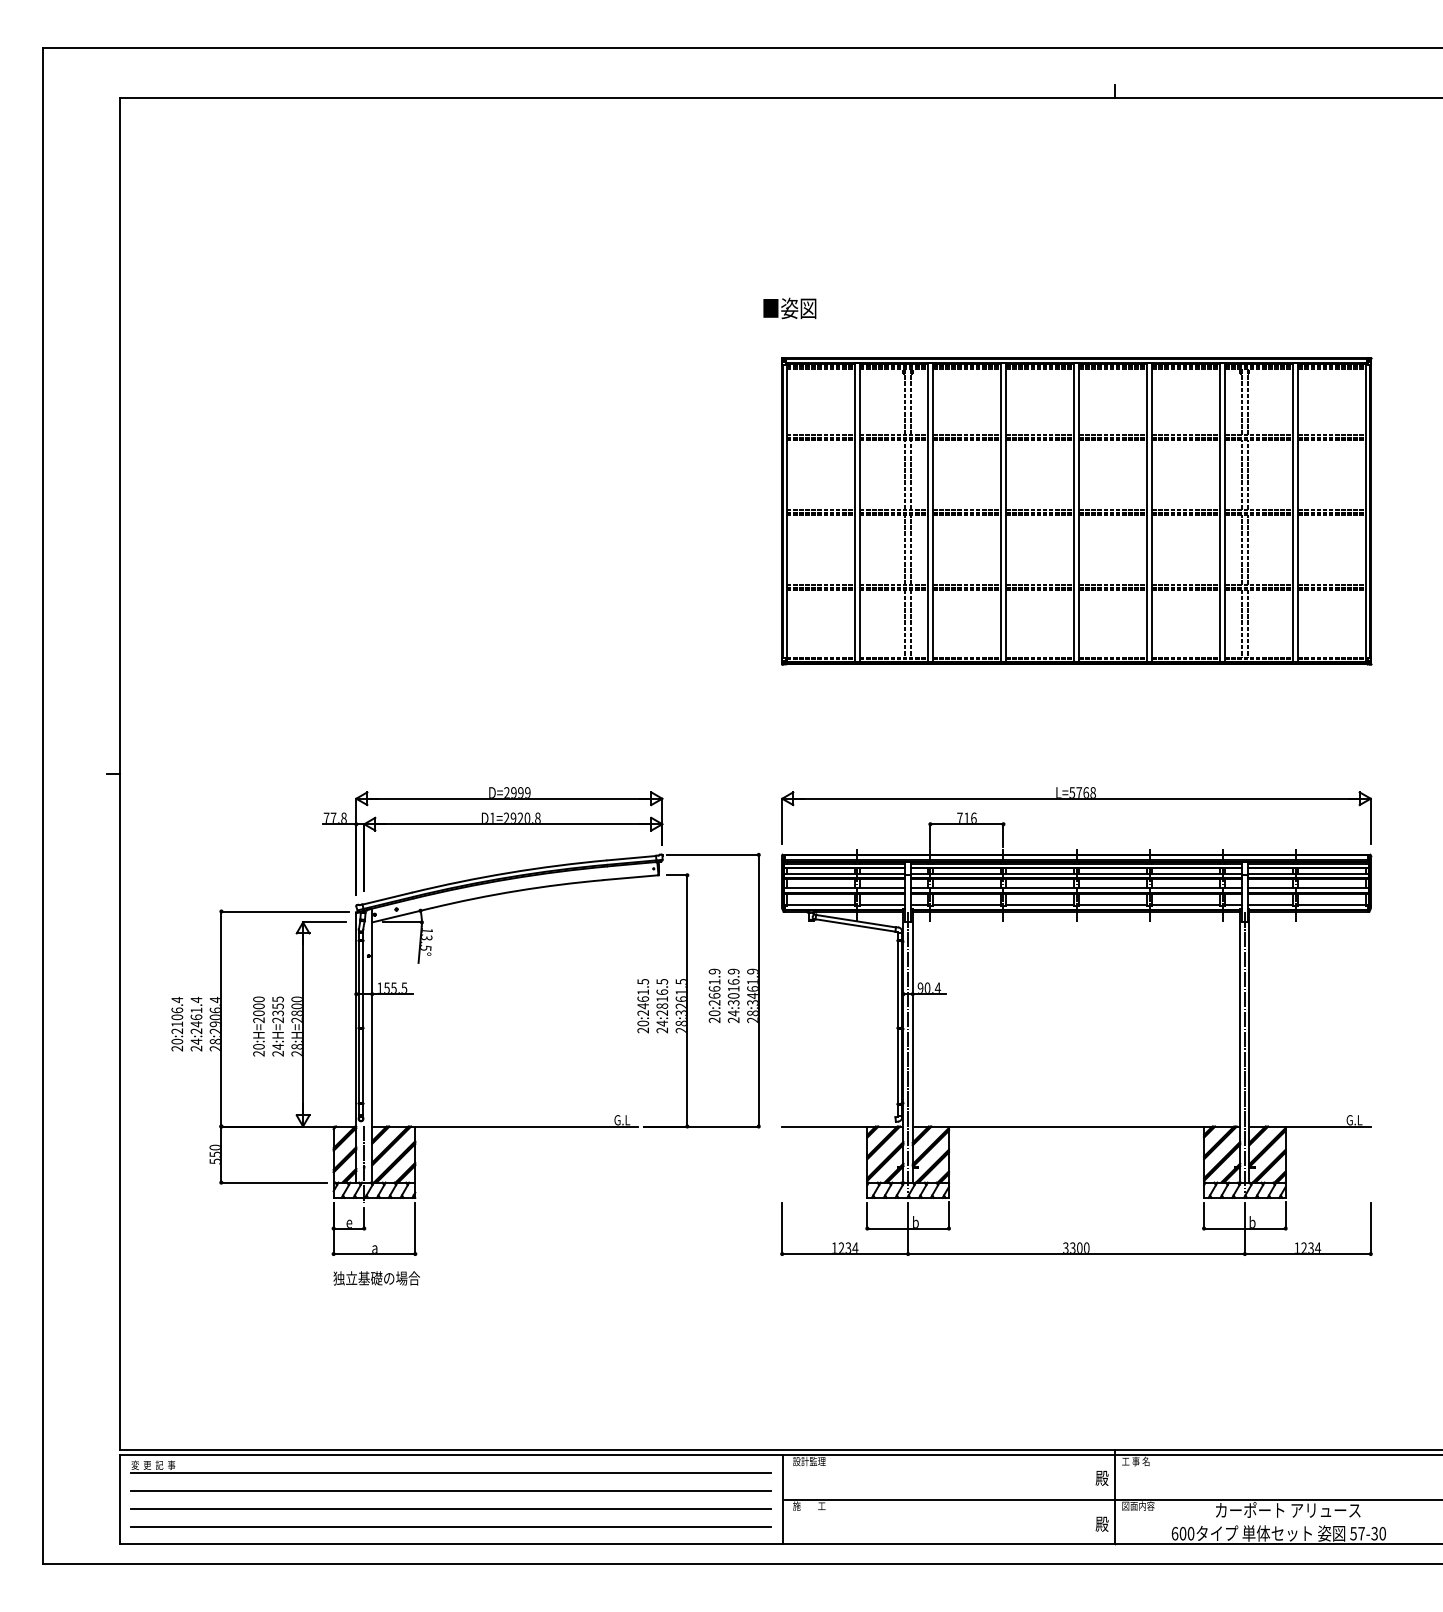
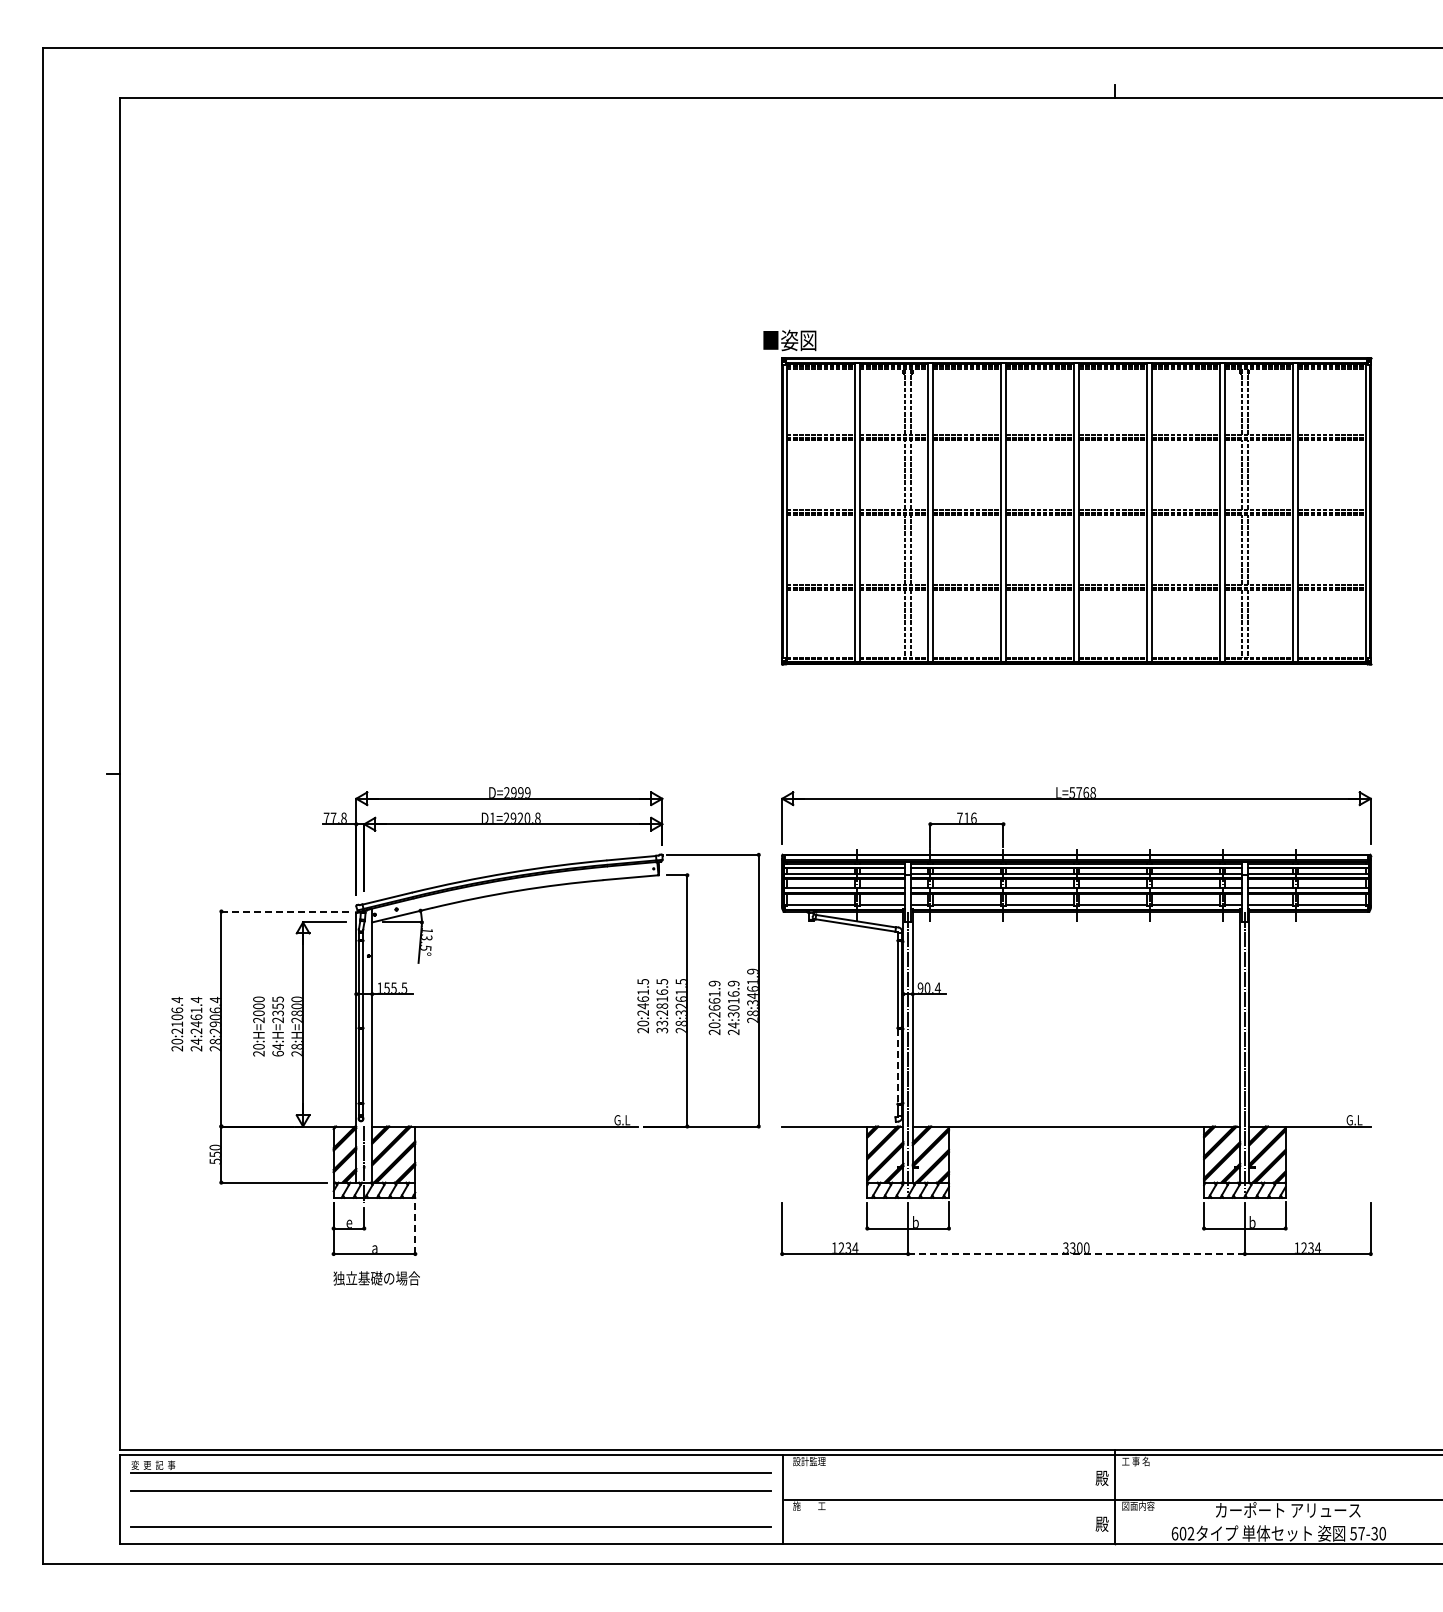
text position: (789, 308) -> (789, 340) (789, 340)
line: solid -> dashed (285, 911)
text position: (723, 995) -> (723, 1007) (723, 1007)
text: 24:2816.5 -> 33:2816.5 (662, 1026)
text: 24:H=2355 -> 64:H=2355 (277, 1053)
line: solid -> dashed (897, 1066)
line: solid -> dashed (415, 1228)
line: solid -> dashed (1077, 1254)
line: present -> none (450, 1508)
text: 600 -> 602 (1190, 1533)
